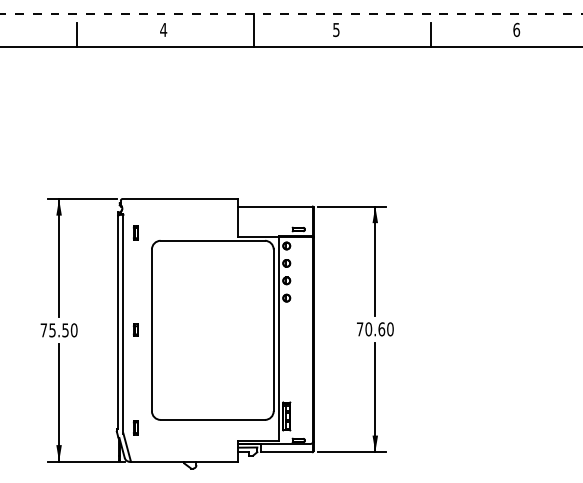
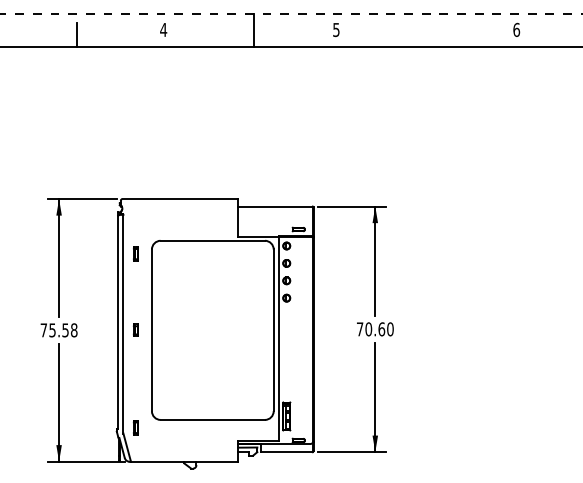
line: present -> none (430, 35)
part position: (135, 232) -> (135, 253) (135, 253)
text: 75.50 -> 75.58 (73, 330)
